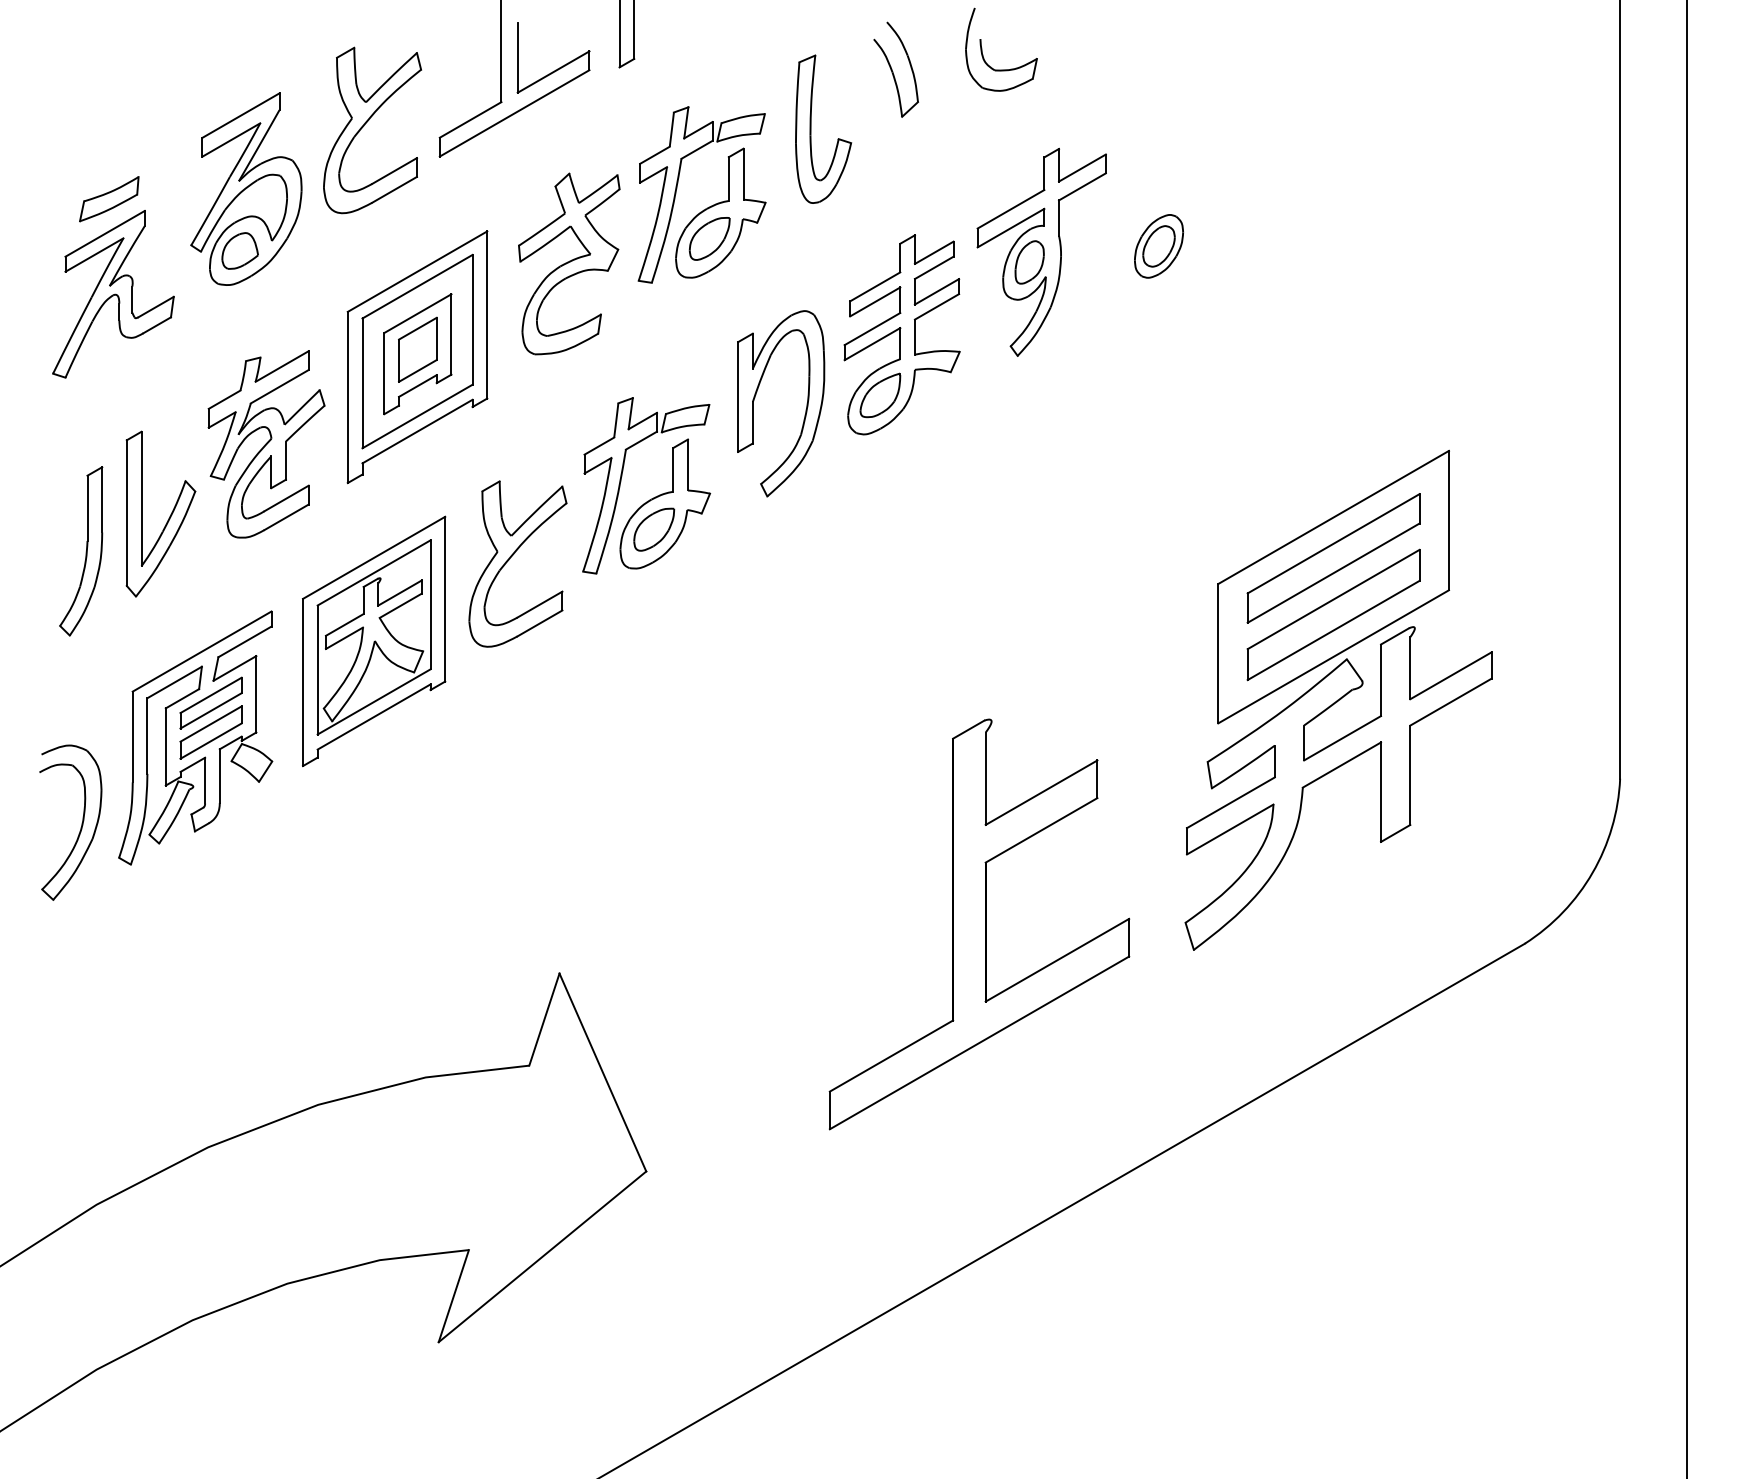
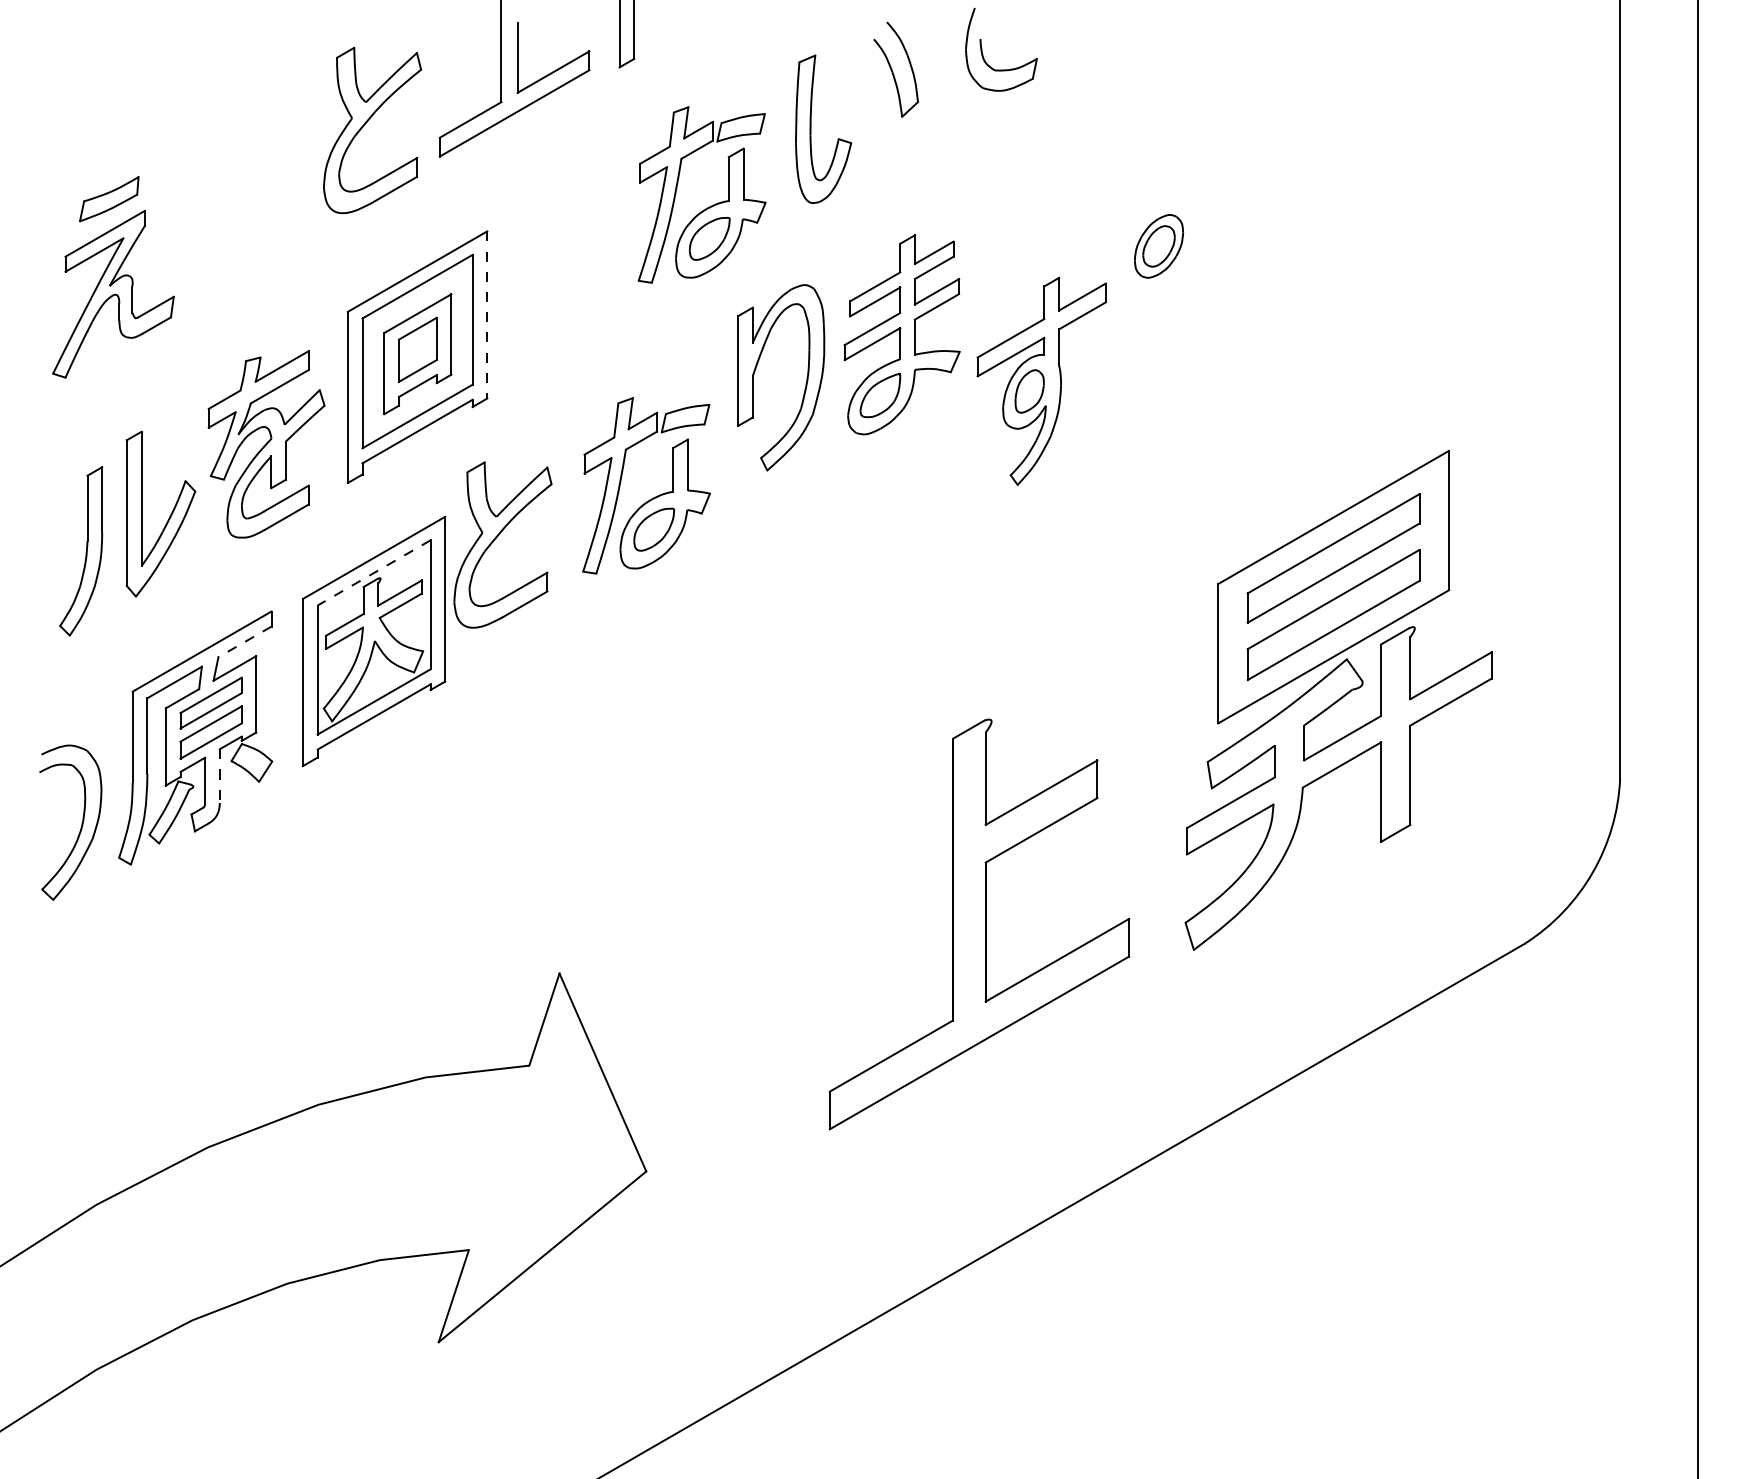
part: present -> none (246, 188)
part position: (1041, 251) -> (1041, 380) (1041, 380)
part: present -> none (569, 263)
line: solid -> dashed (487, 314)
part position: (805, 409) -> (805, 383) (805, 383)
part position: (511, 557) -> (496, 538) (496, 538)
line: solid -> dashed (373, 573)
line: solid -> dashed (244, 641)
line position: (1686, 738) -> (1697, 738) (1697, 738)
line: solid -> dashed (219, 776)
